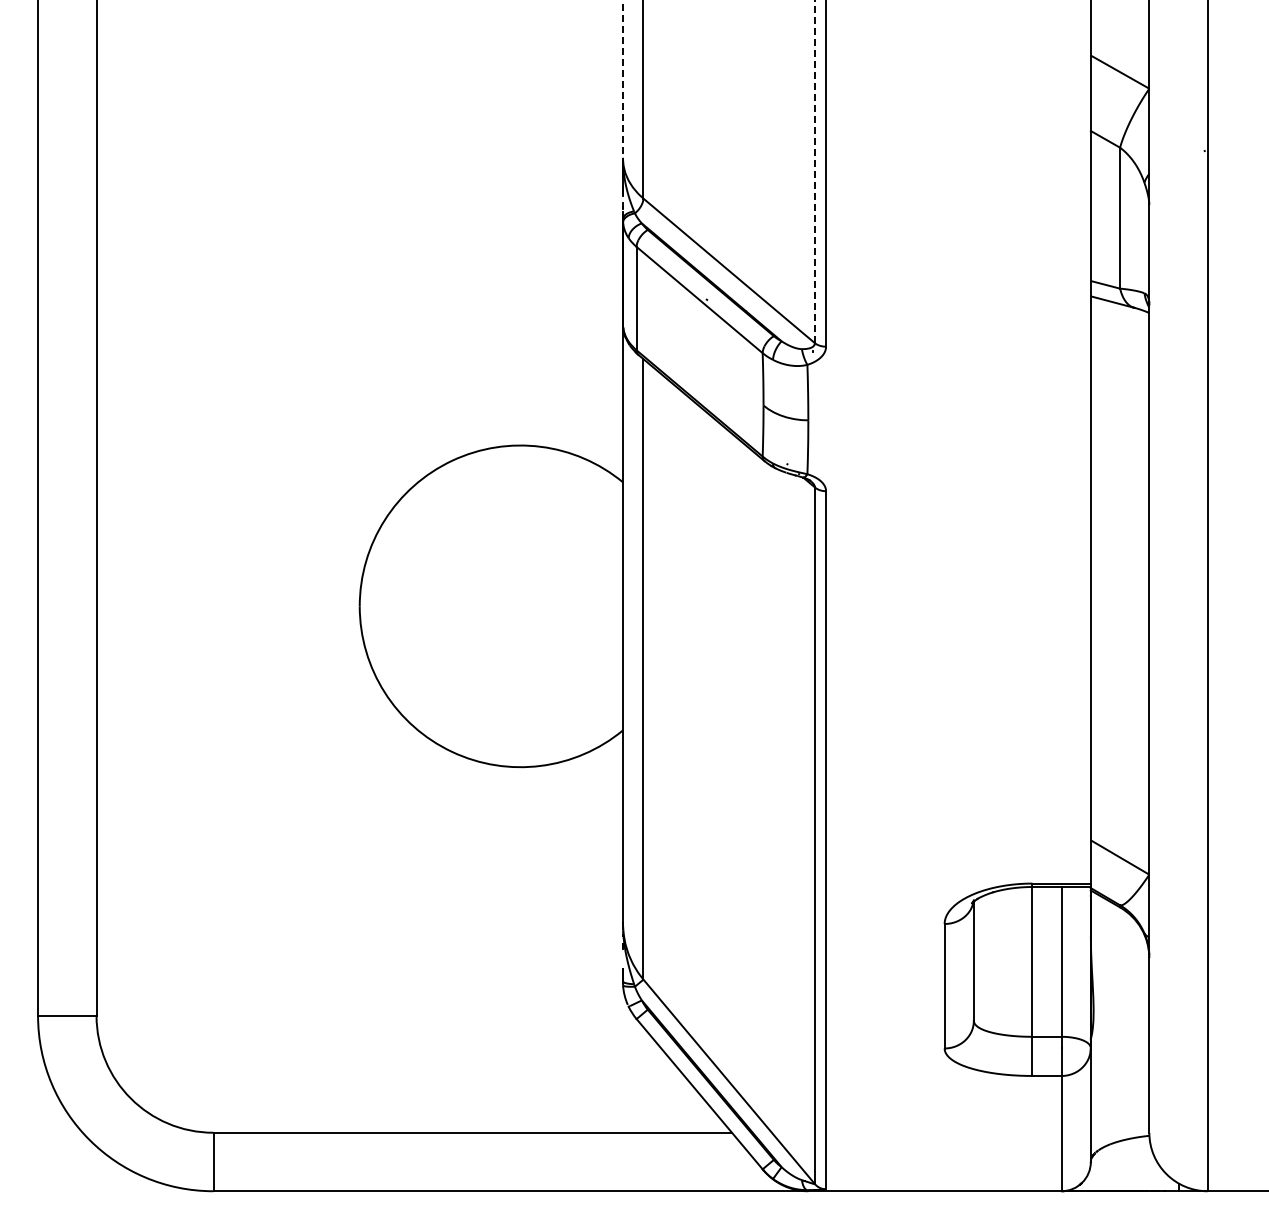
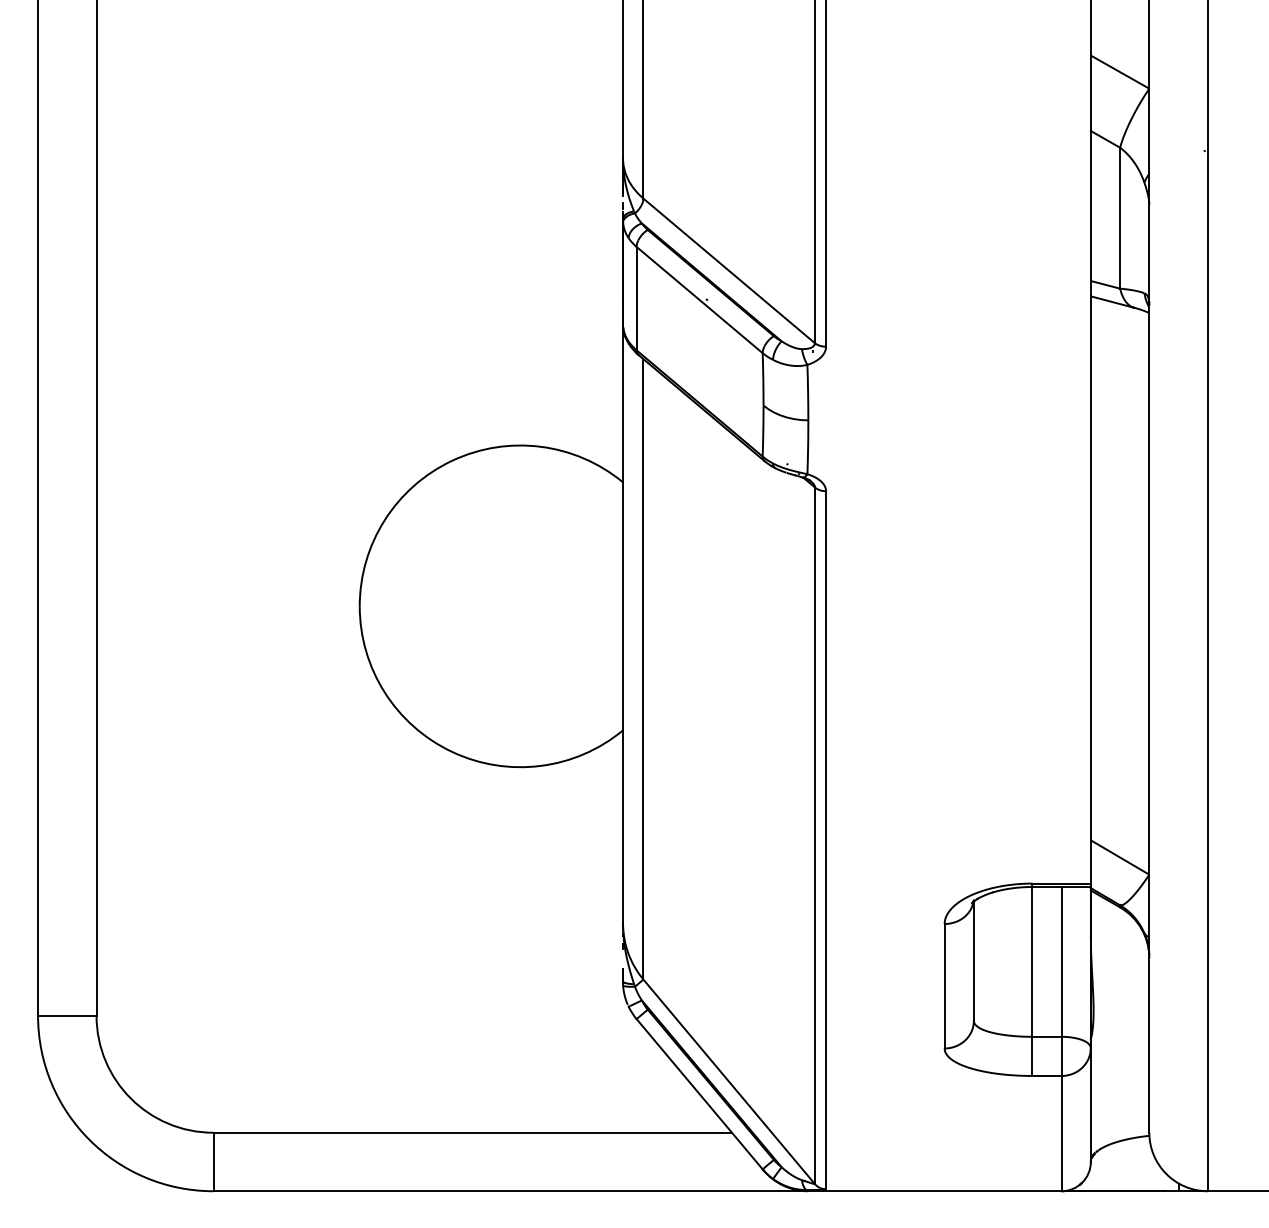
line: dashed -> solid (622, 79)
line: dashed -> solid (814, 171)
